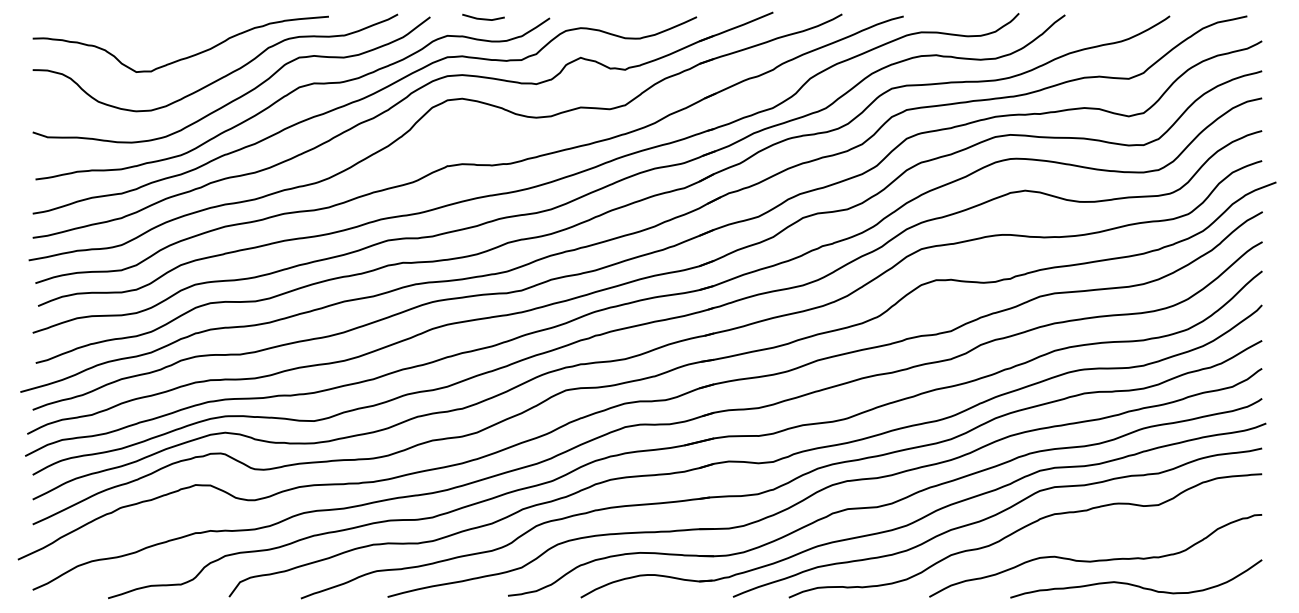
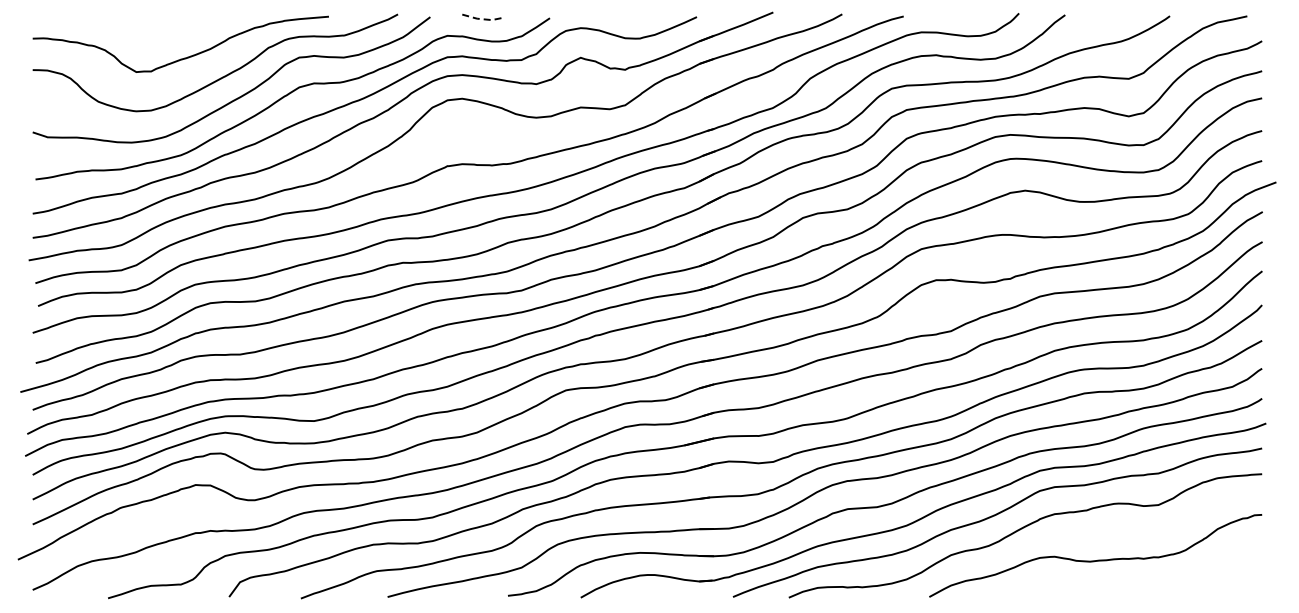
line: solid -> dashed (484, 19)
curve: present -> none (1135, 584)
